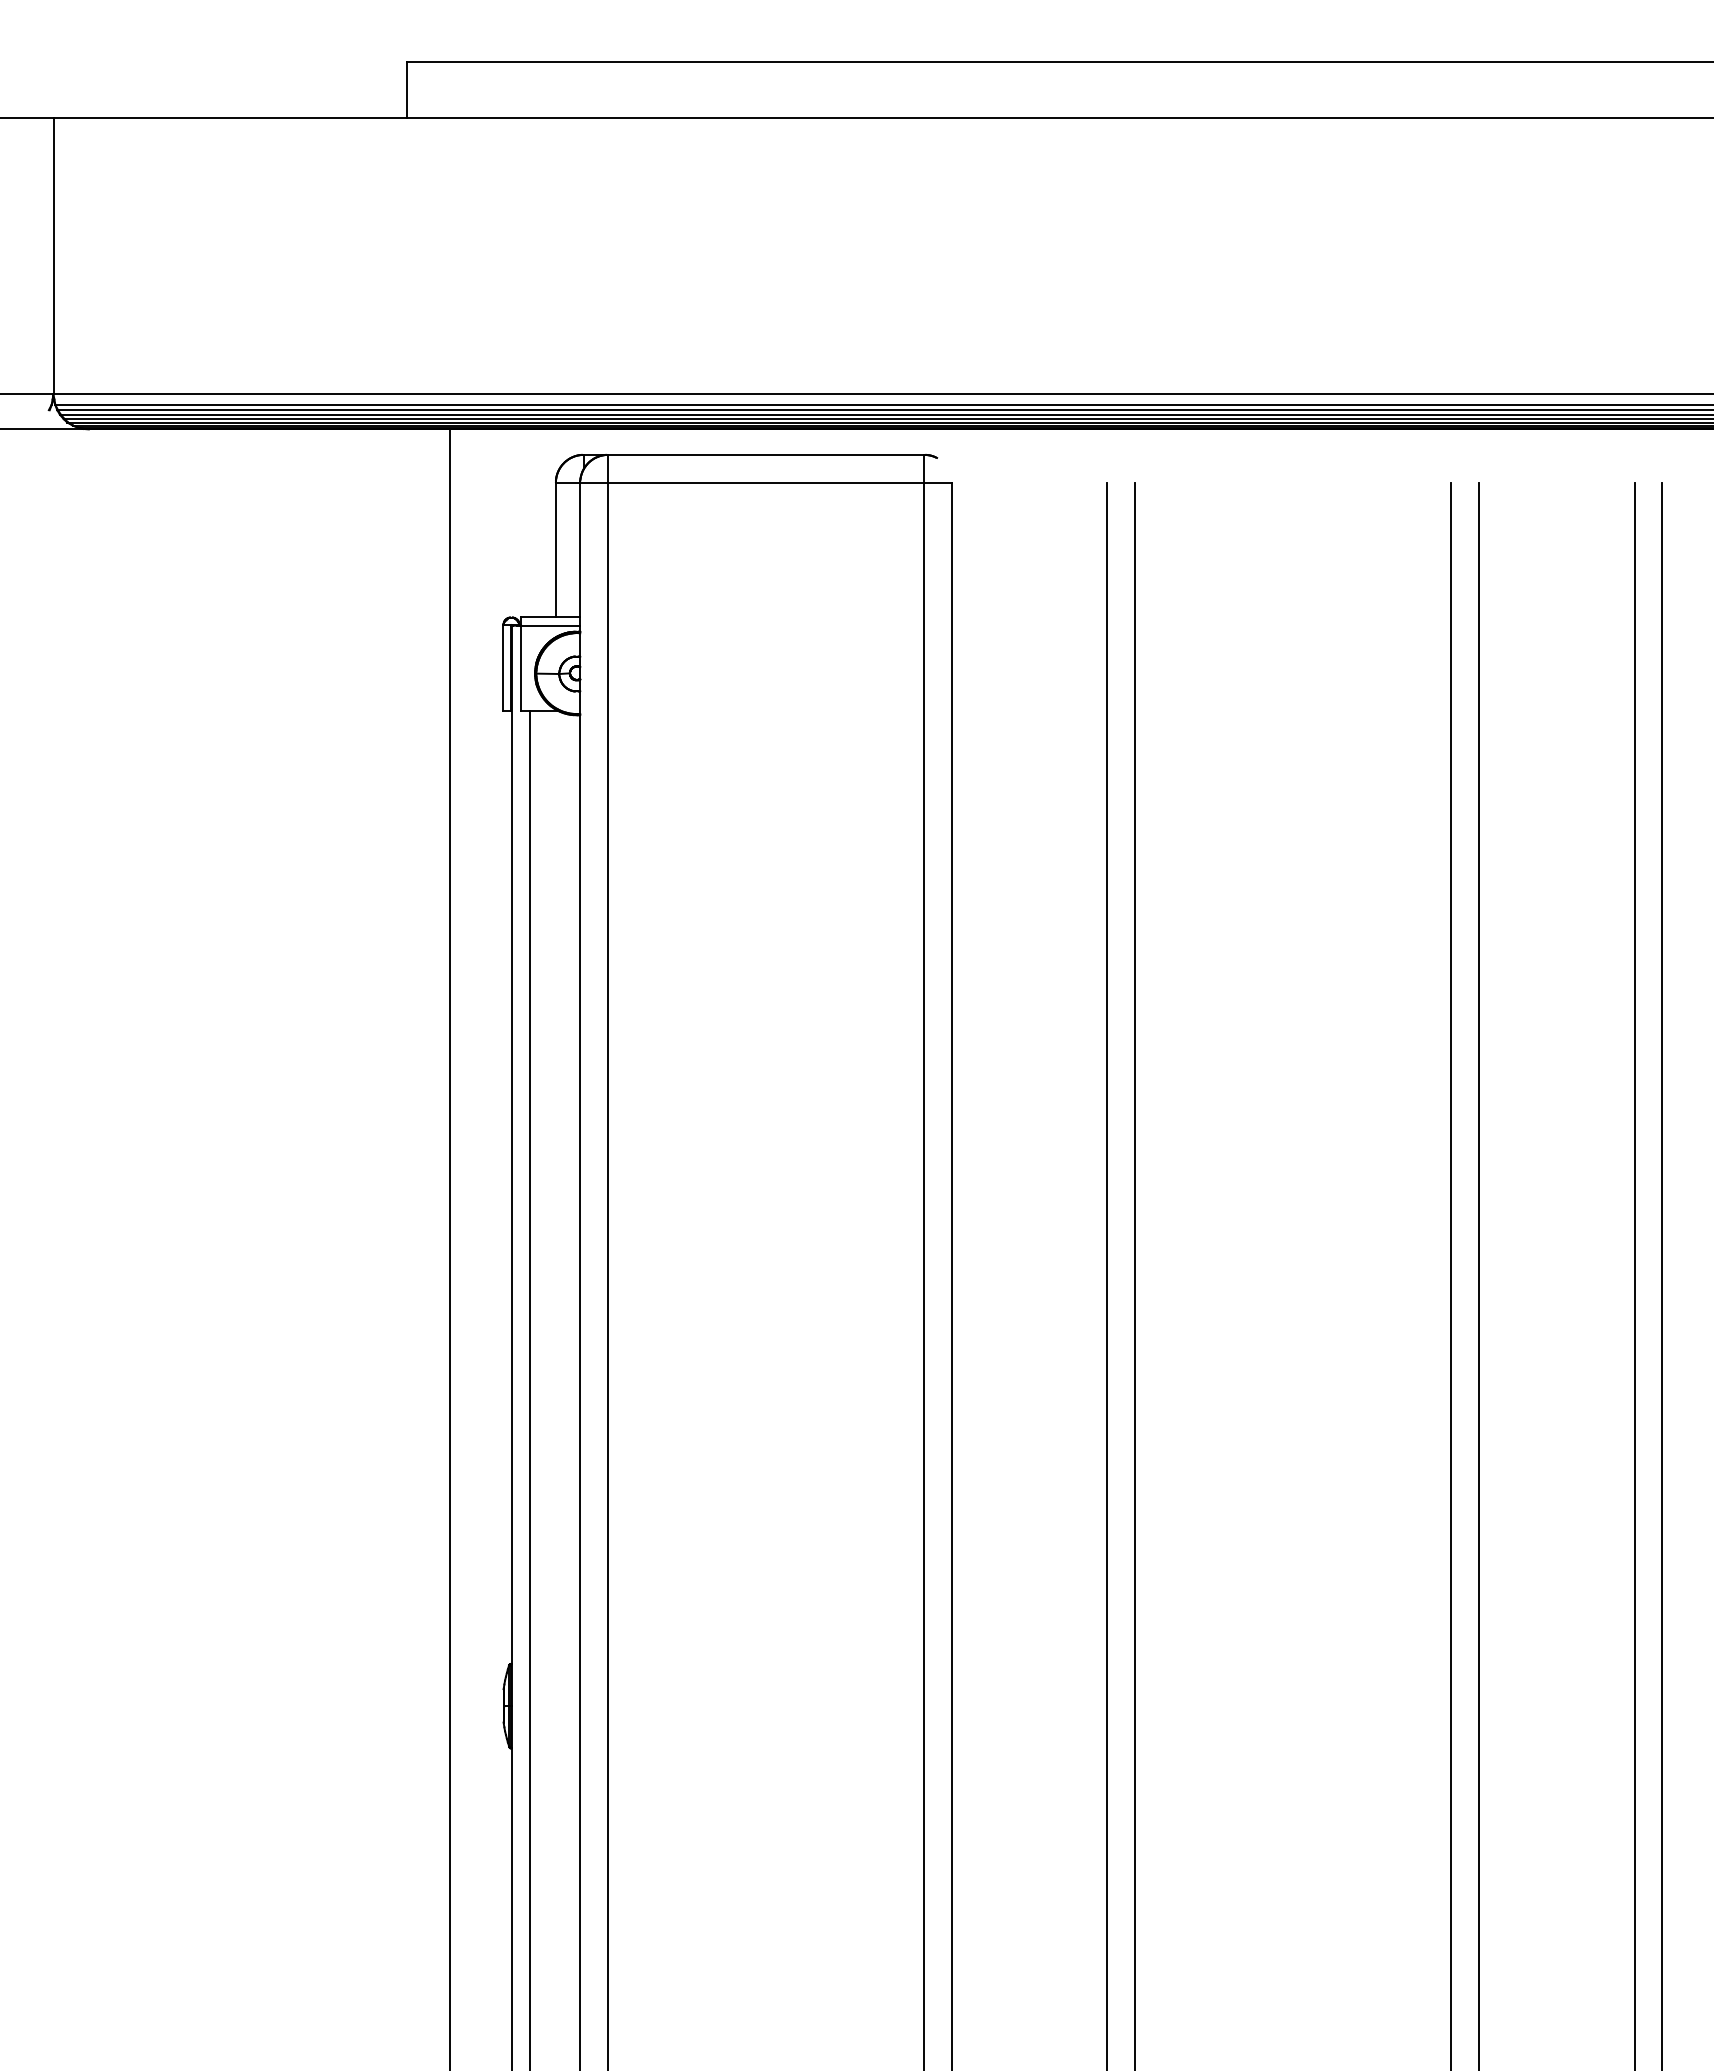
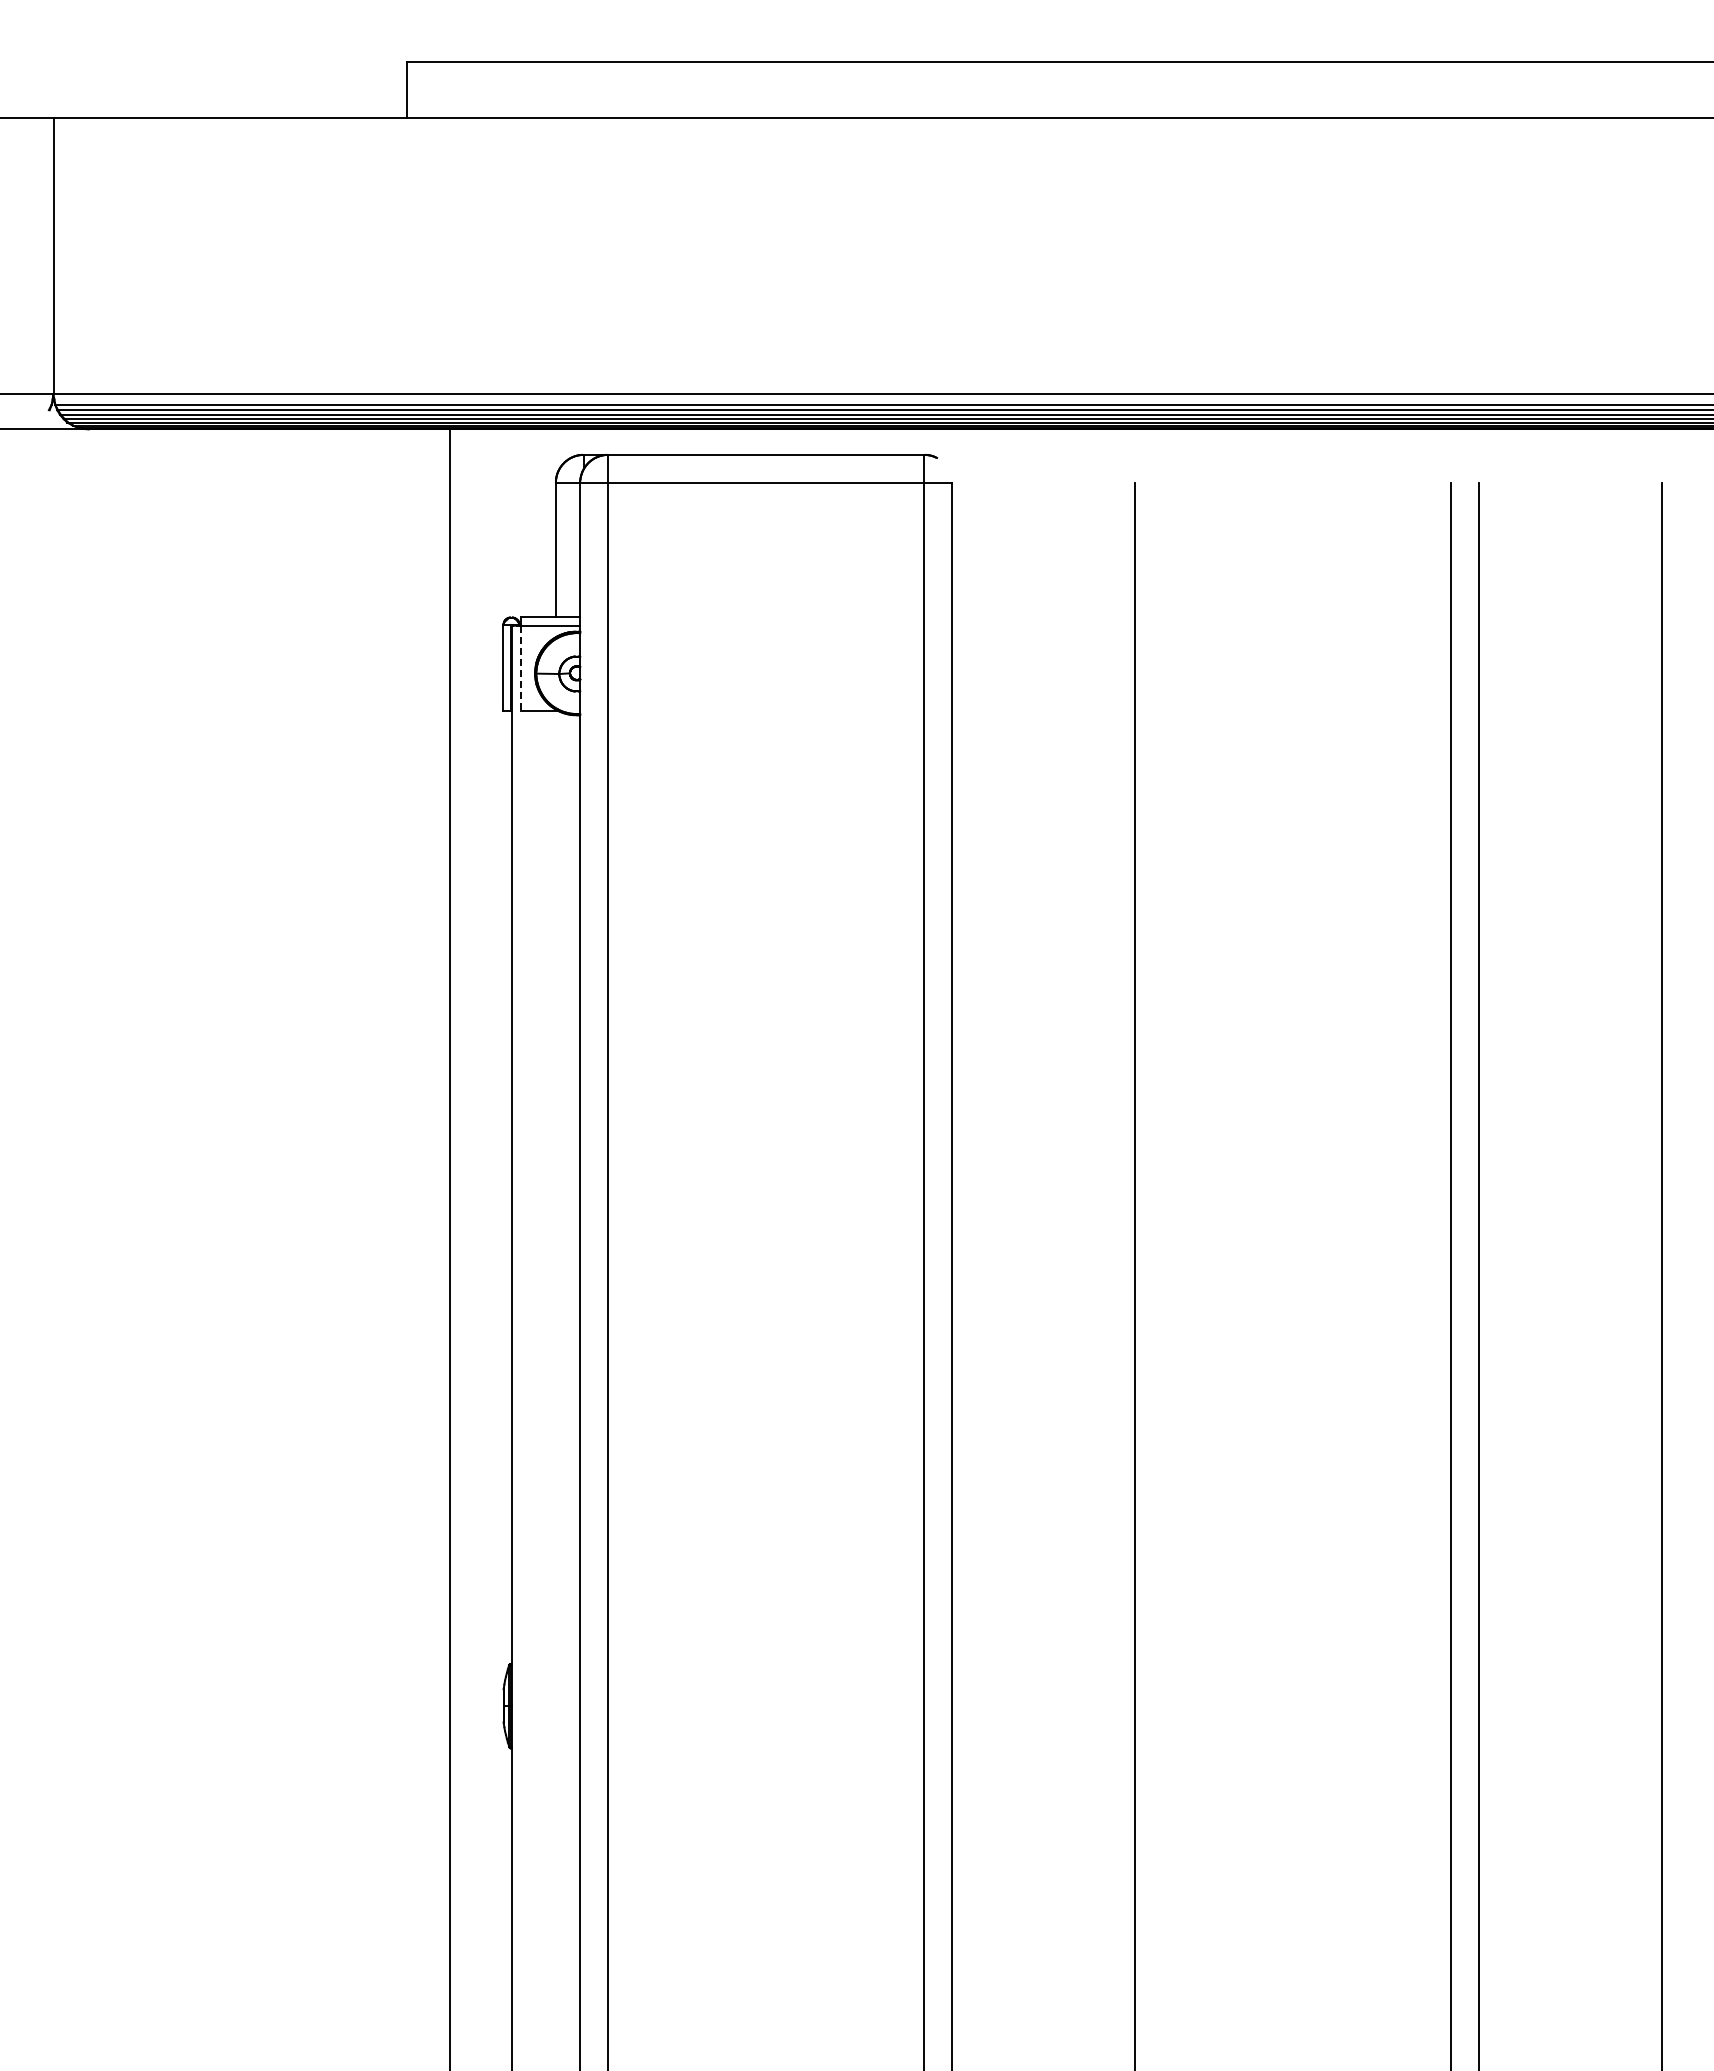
line: solid -> dashed (521, 668)
line: present -> none (1107, 1274)
line: present -> none (1634, 1274)
line: present -> none (530, 1388)
